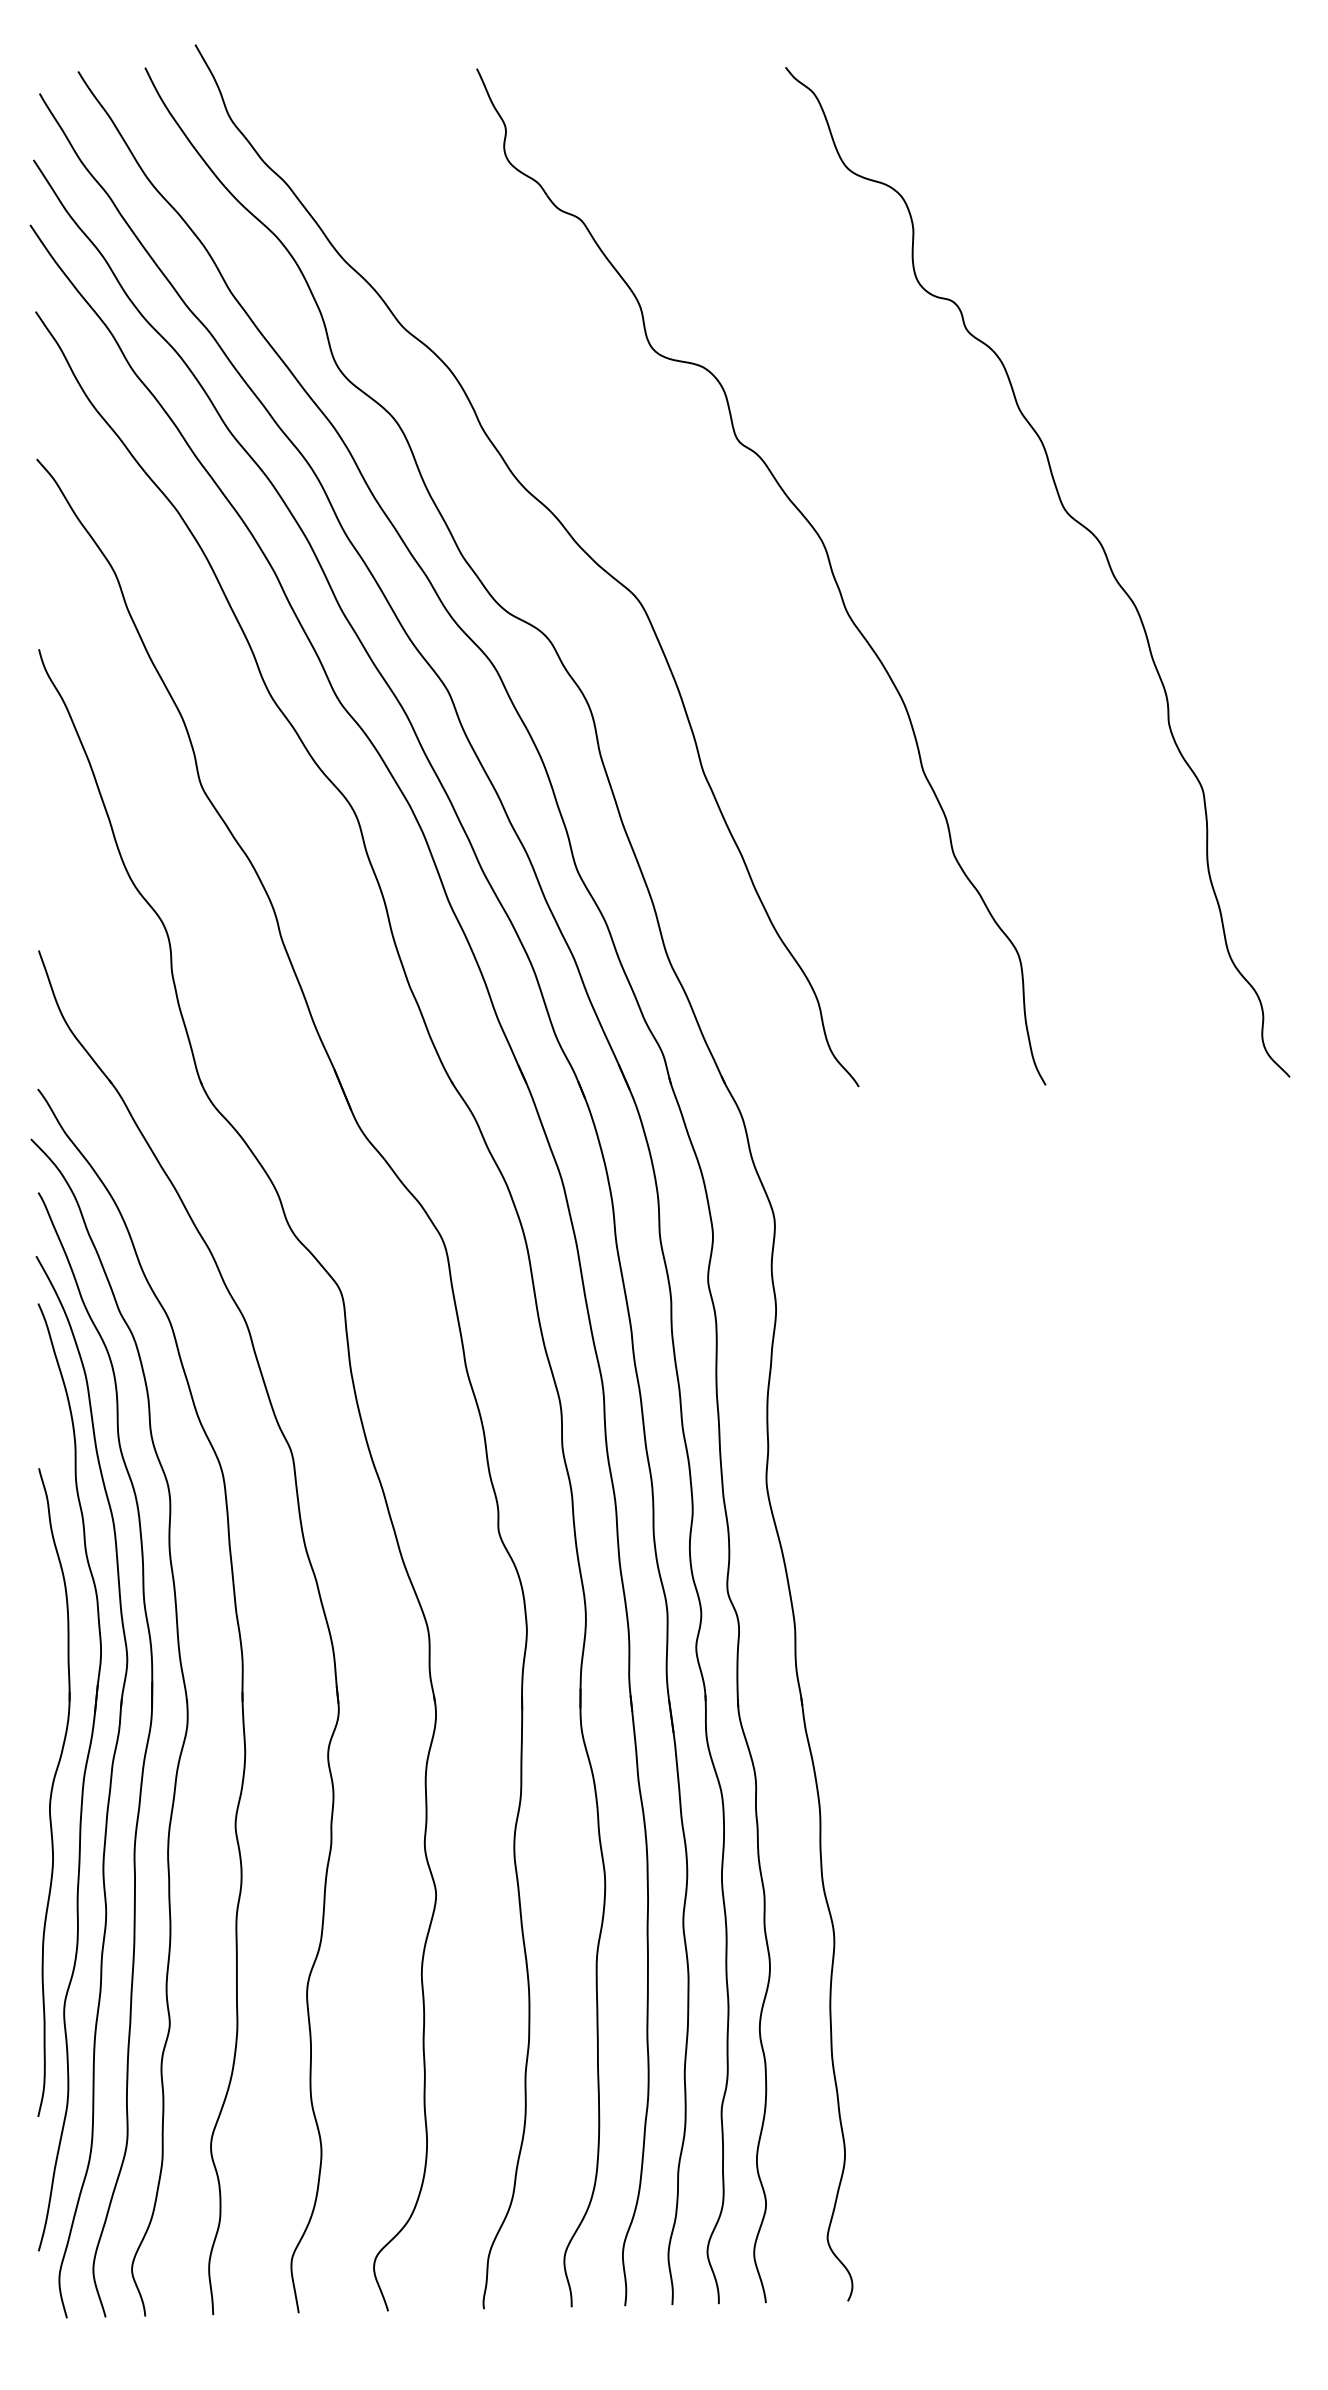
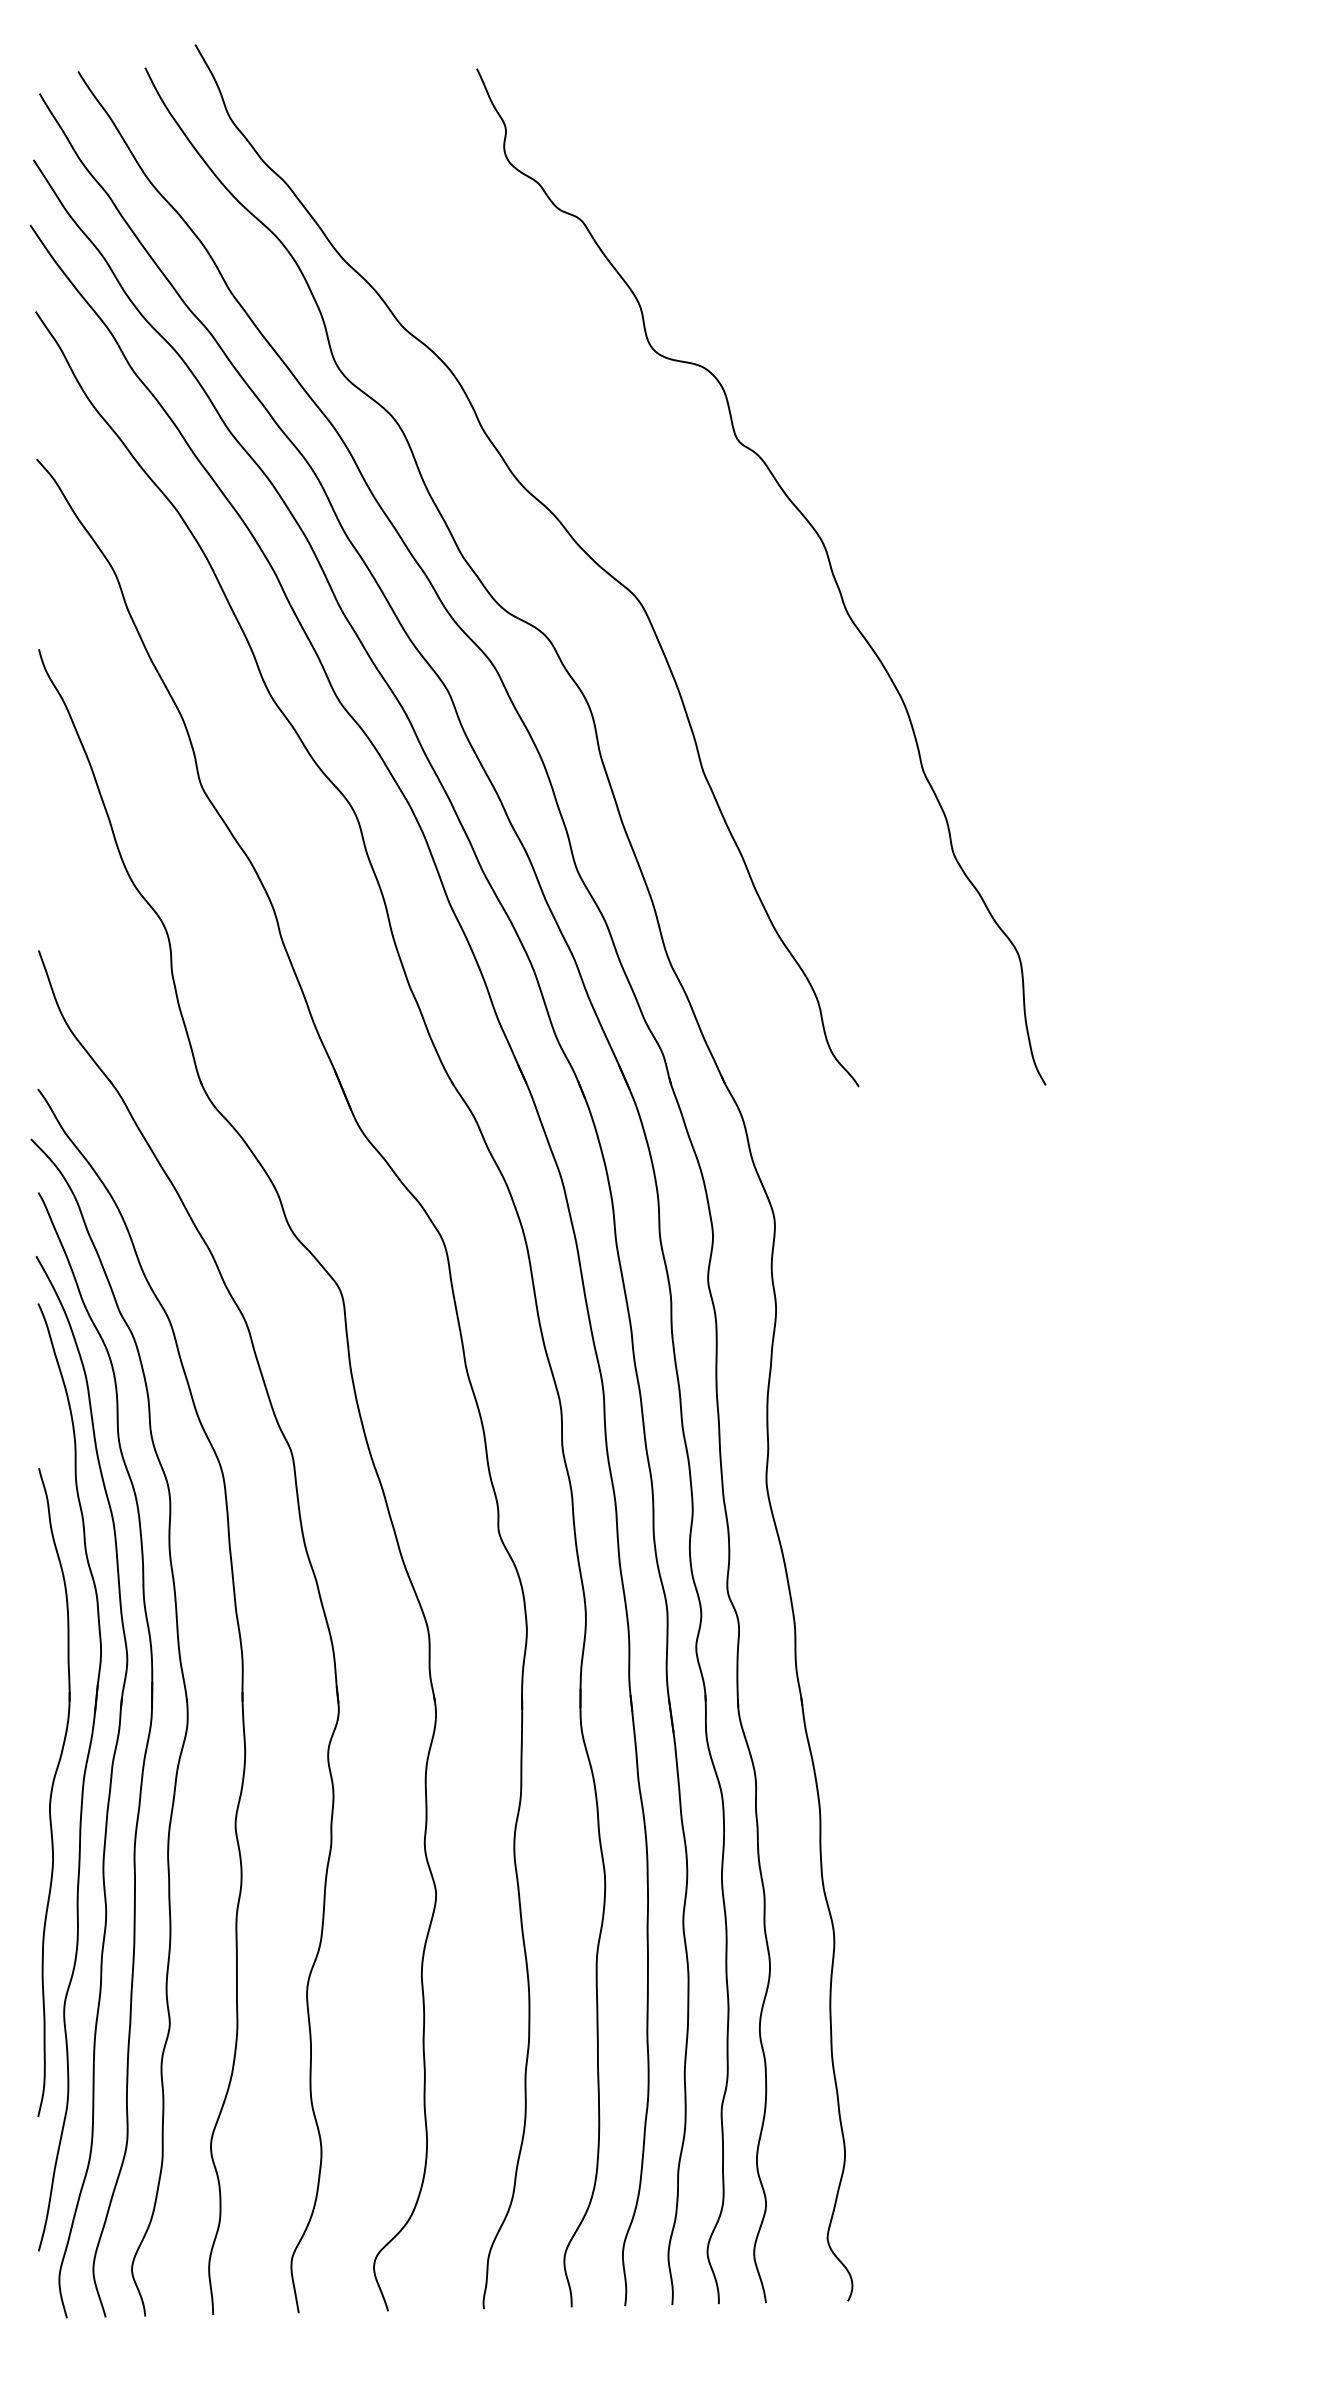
curve: present -> none (1076, 522)
